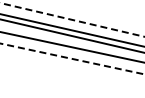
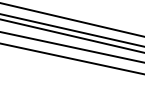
line: dashed -> solid (72, 20)
line: dashed -> solid (72, 59)
